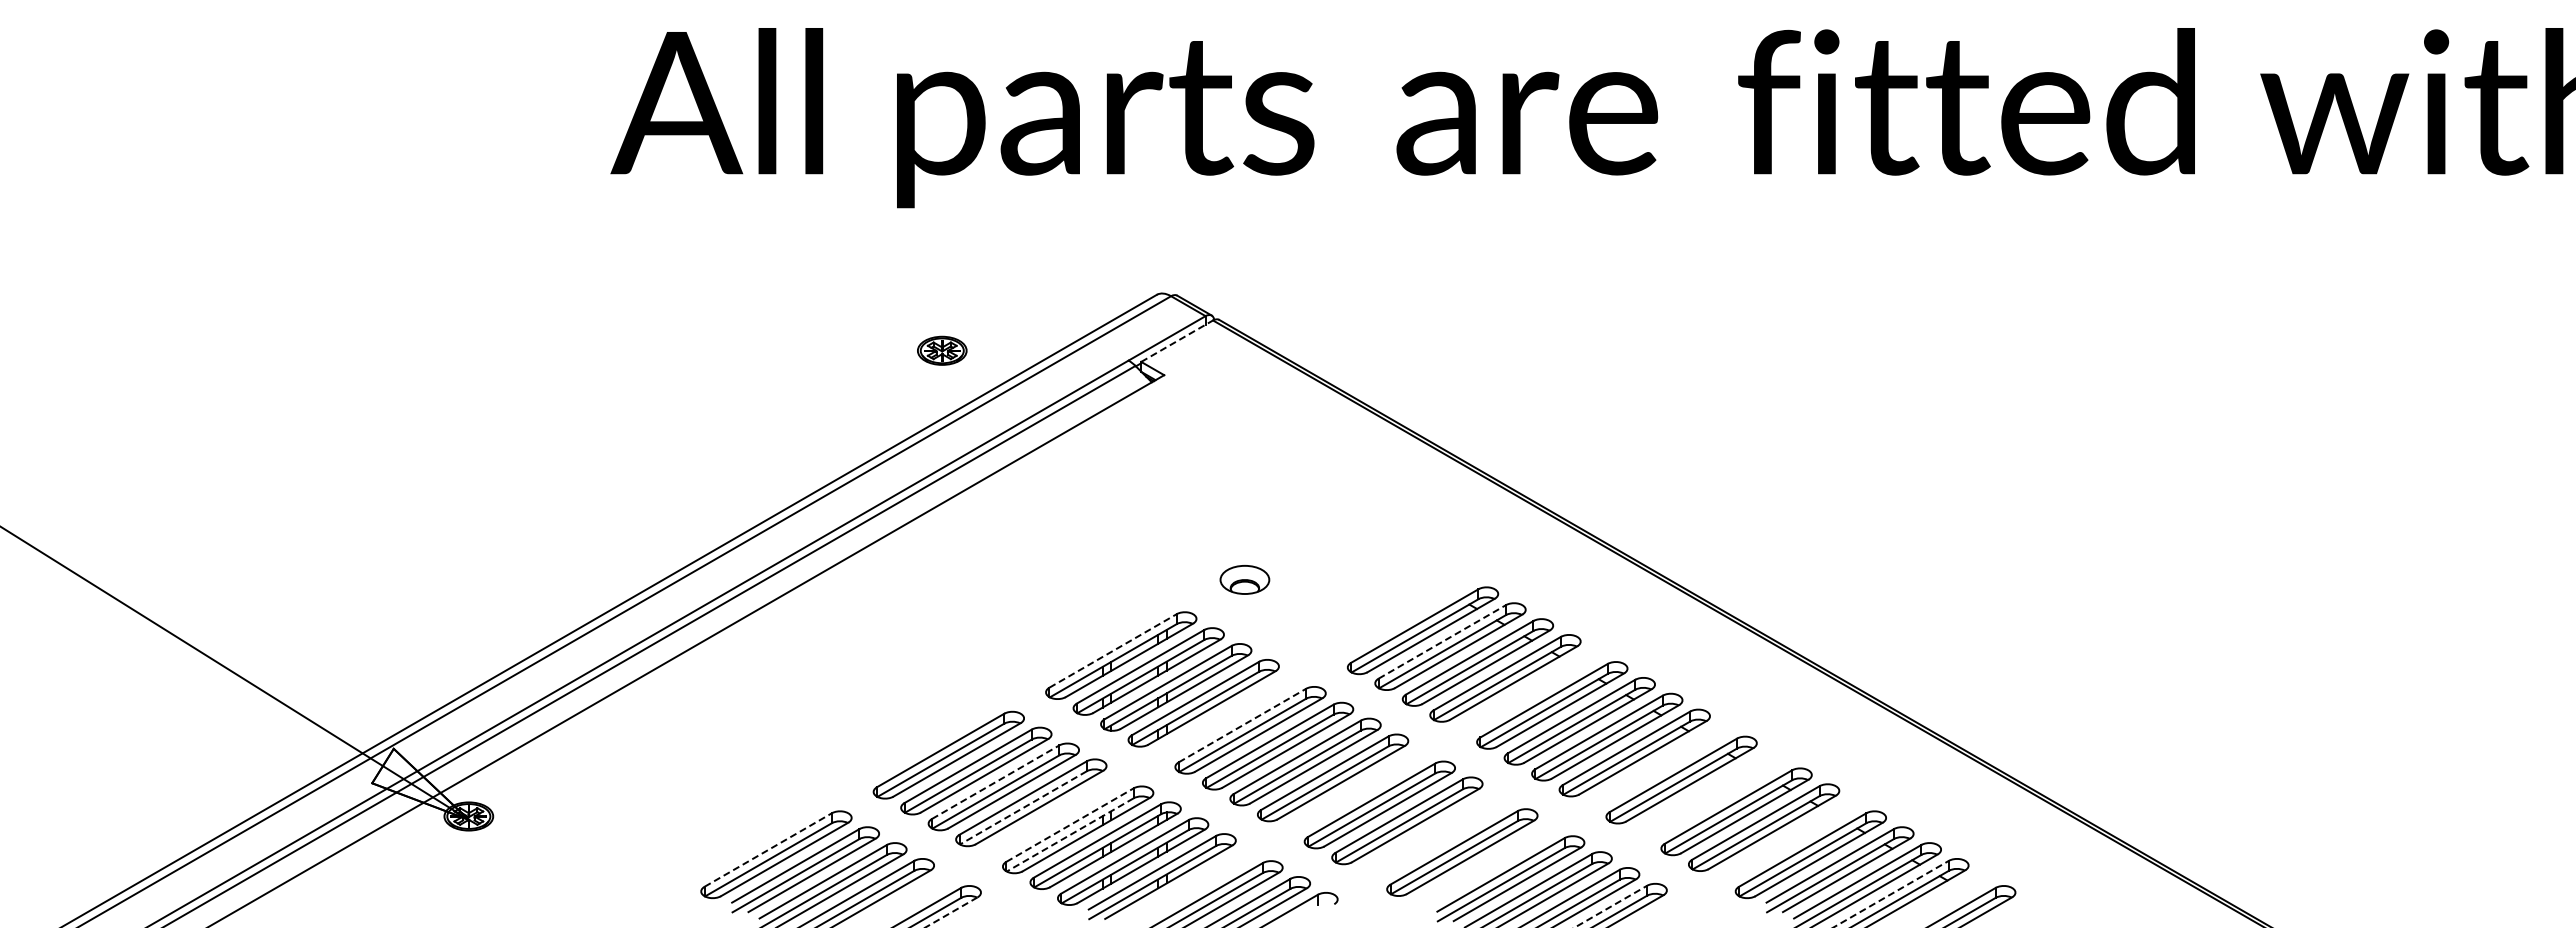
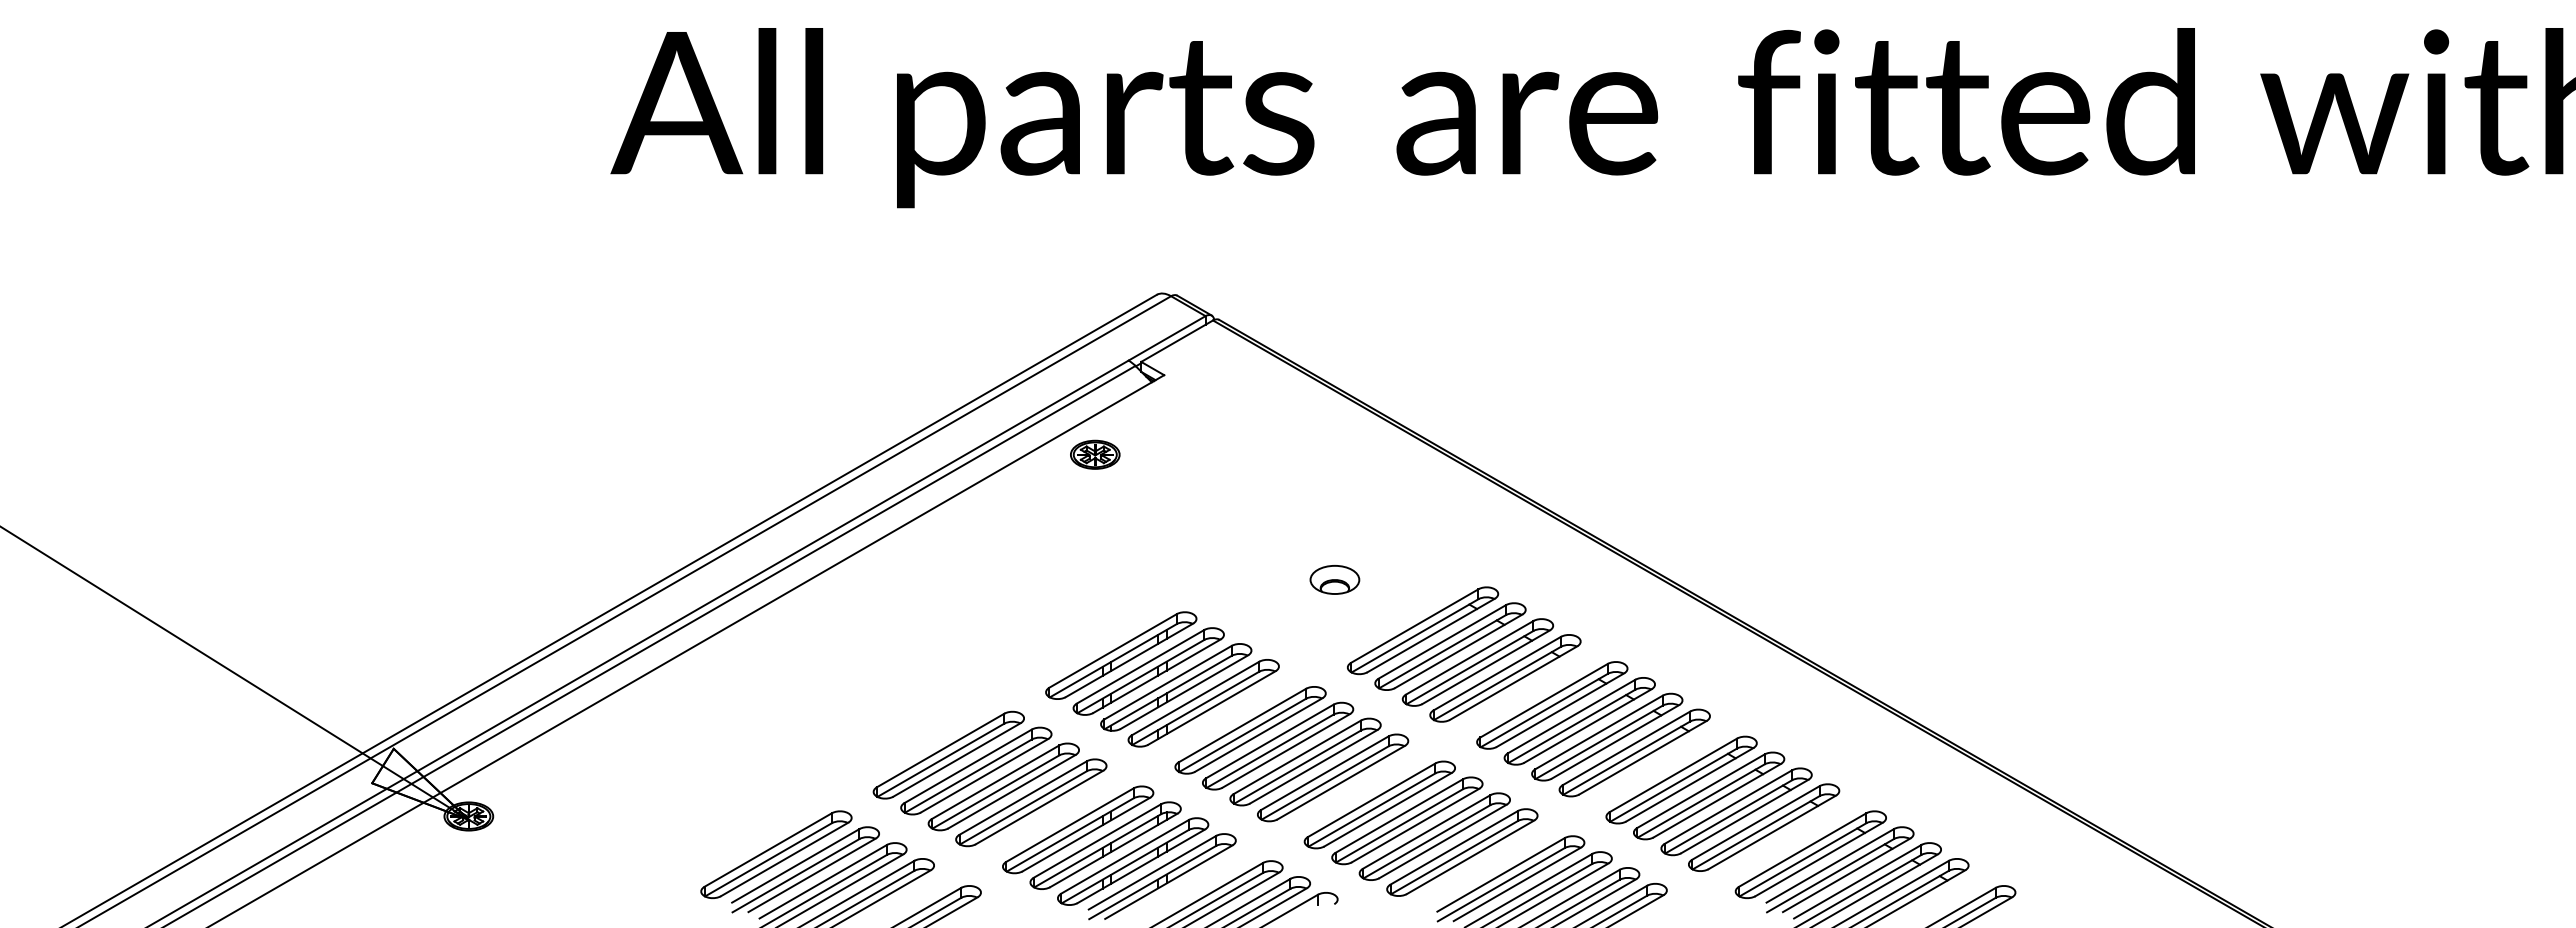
line: dashed -> solid (1177, 340)
part position: (942, 350) -> (1095, 454) (1095, 454)
part position: (1244, 579) -> (1334, 579) (1334, 579)
line: dashed -> solid (1442, 641)
line: dashed -> solid (1113, 650)
line: dashed -> solid (1242, 725)
line: dashed -> solid (996, 781)
part: none -> present (1709, 795)
line: dashed -> solid (1022, 808)
line: dashed -> solid (1070, 824)
line: dashed -> solid (1069, 835)
part: none -> present (1434, 836)
line: dashed -> solid (768, 849)
line: dashed -> solid (1890, 894)
line: dashed -> solid (1610, 906)
line: dashed -> solid (950, 912)
